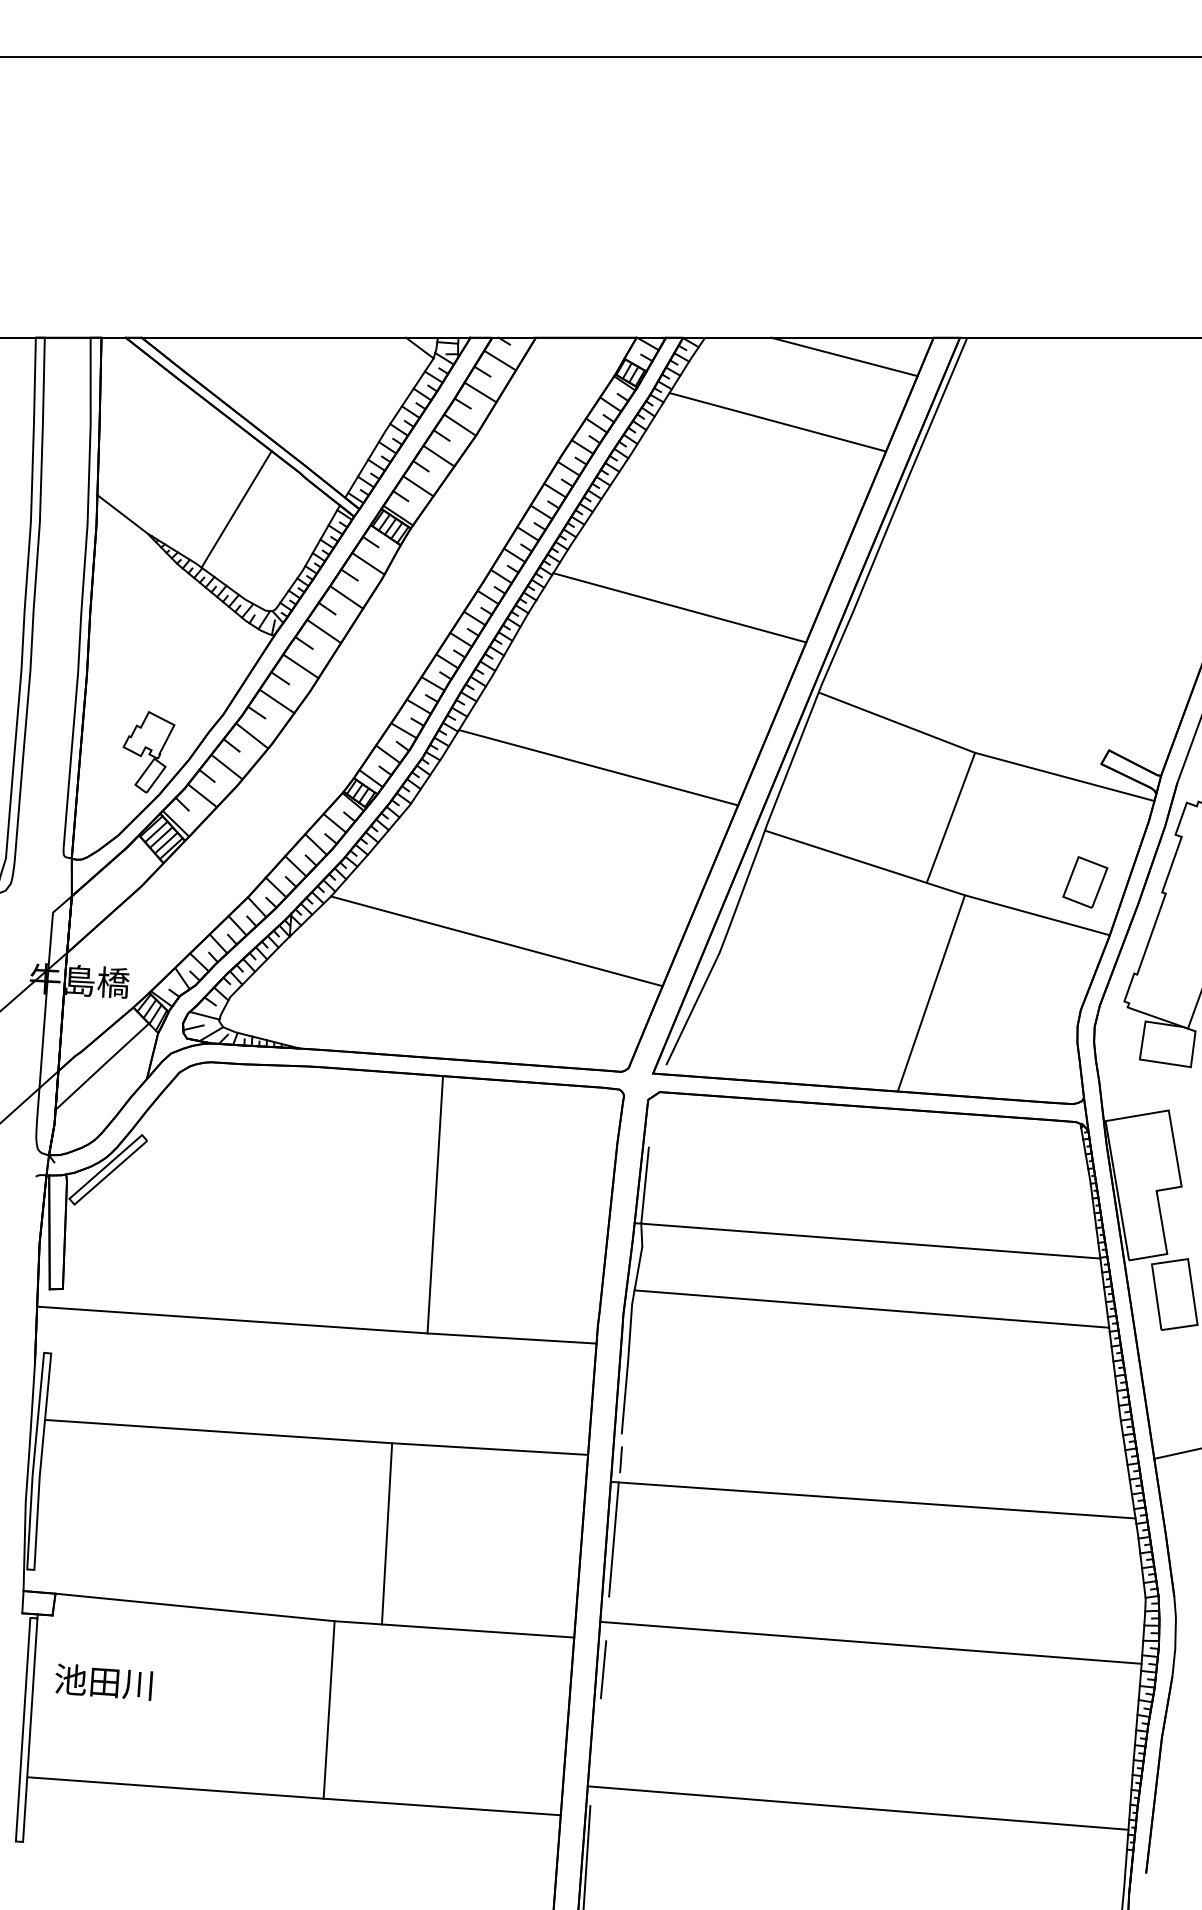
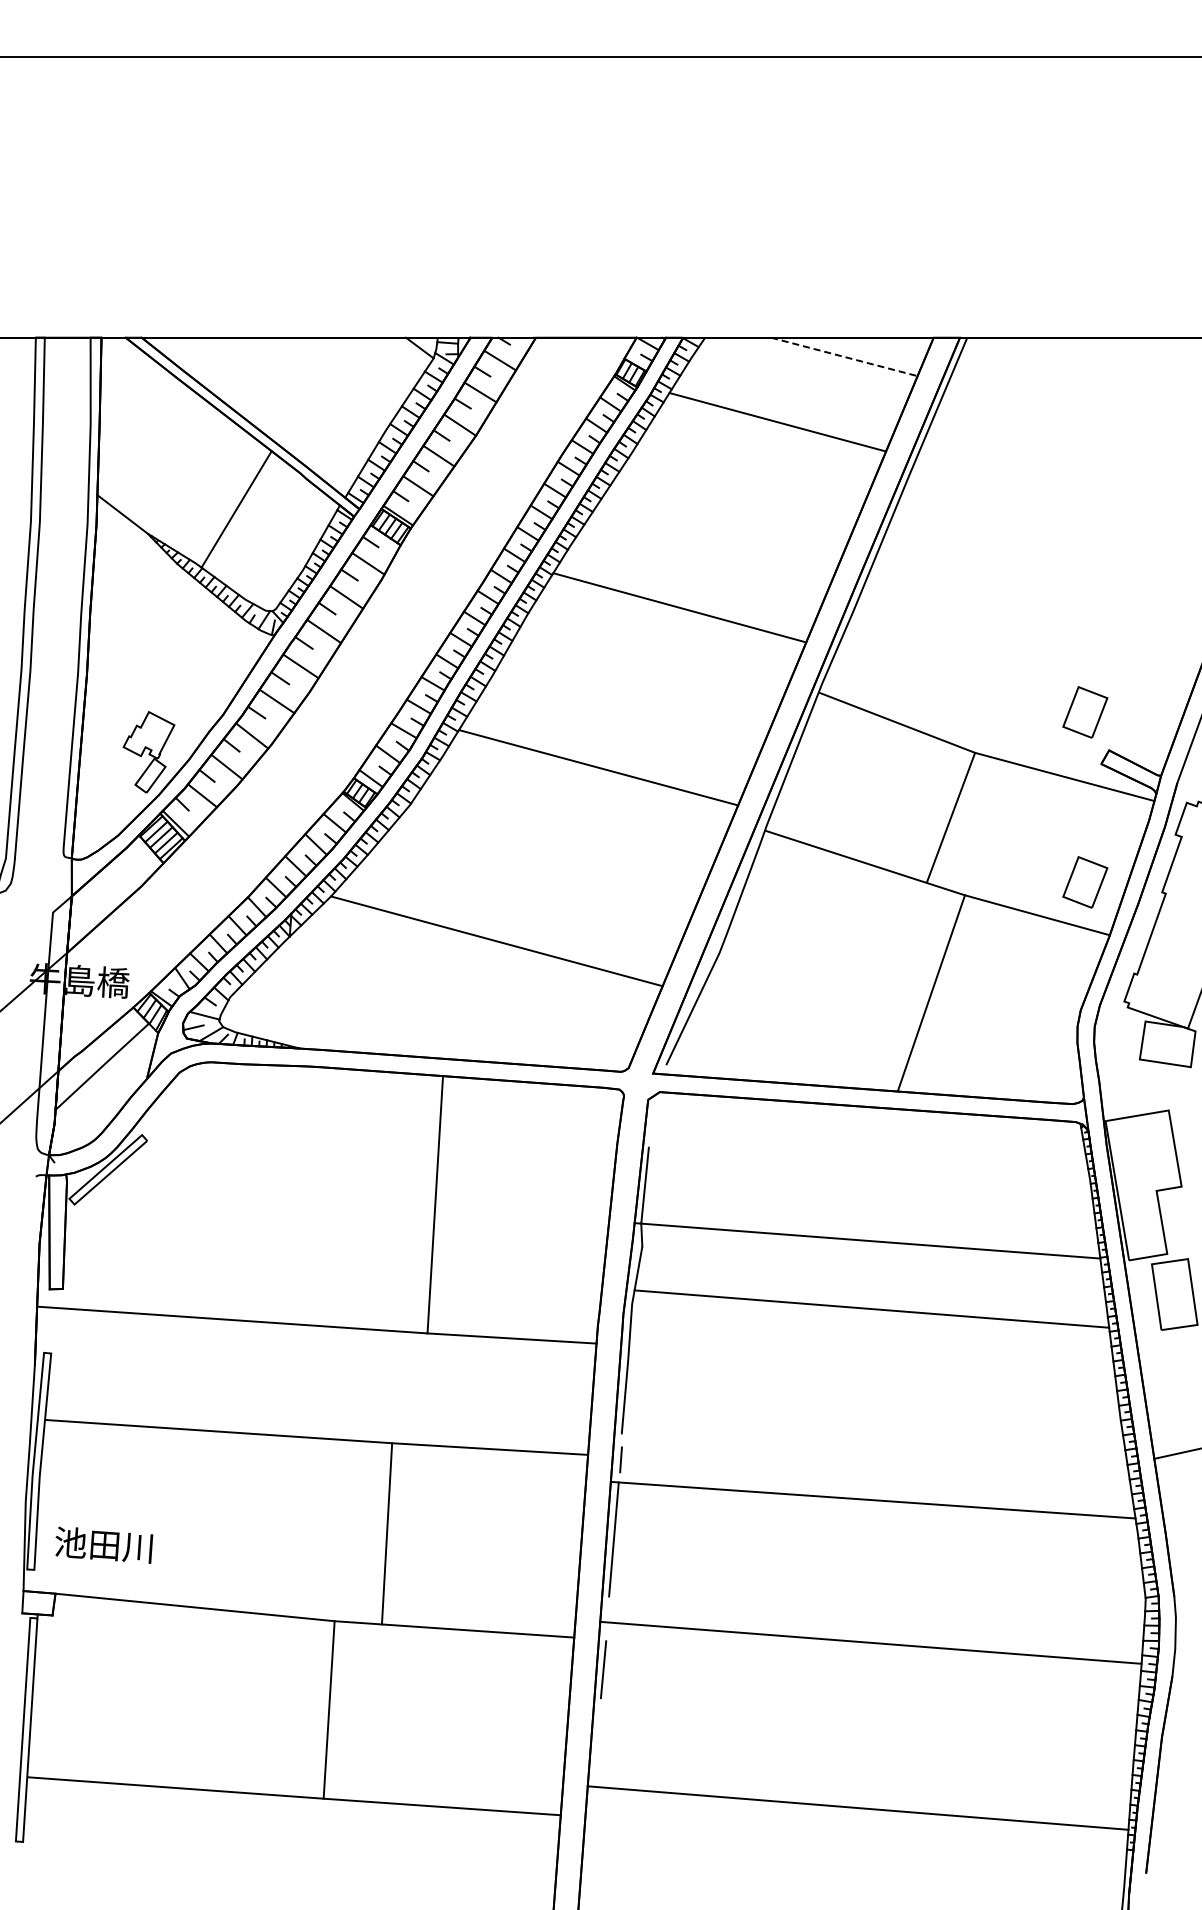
line: solid -> dashed (844, 356)
part: none -> present (1085, 712)
text position: (104, 1681) -> (104, 1544) (104, 1544)
line: present -> none (586, 1856)
